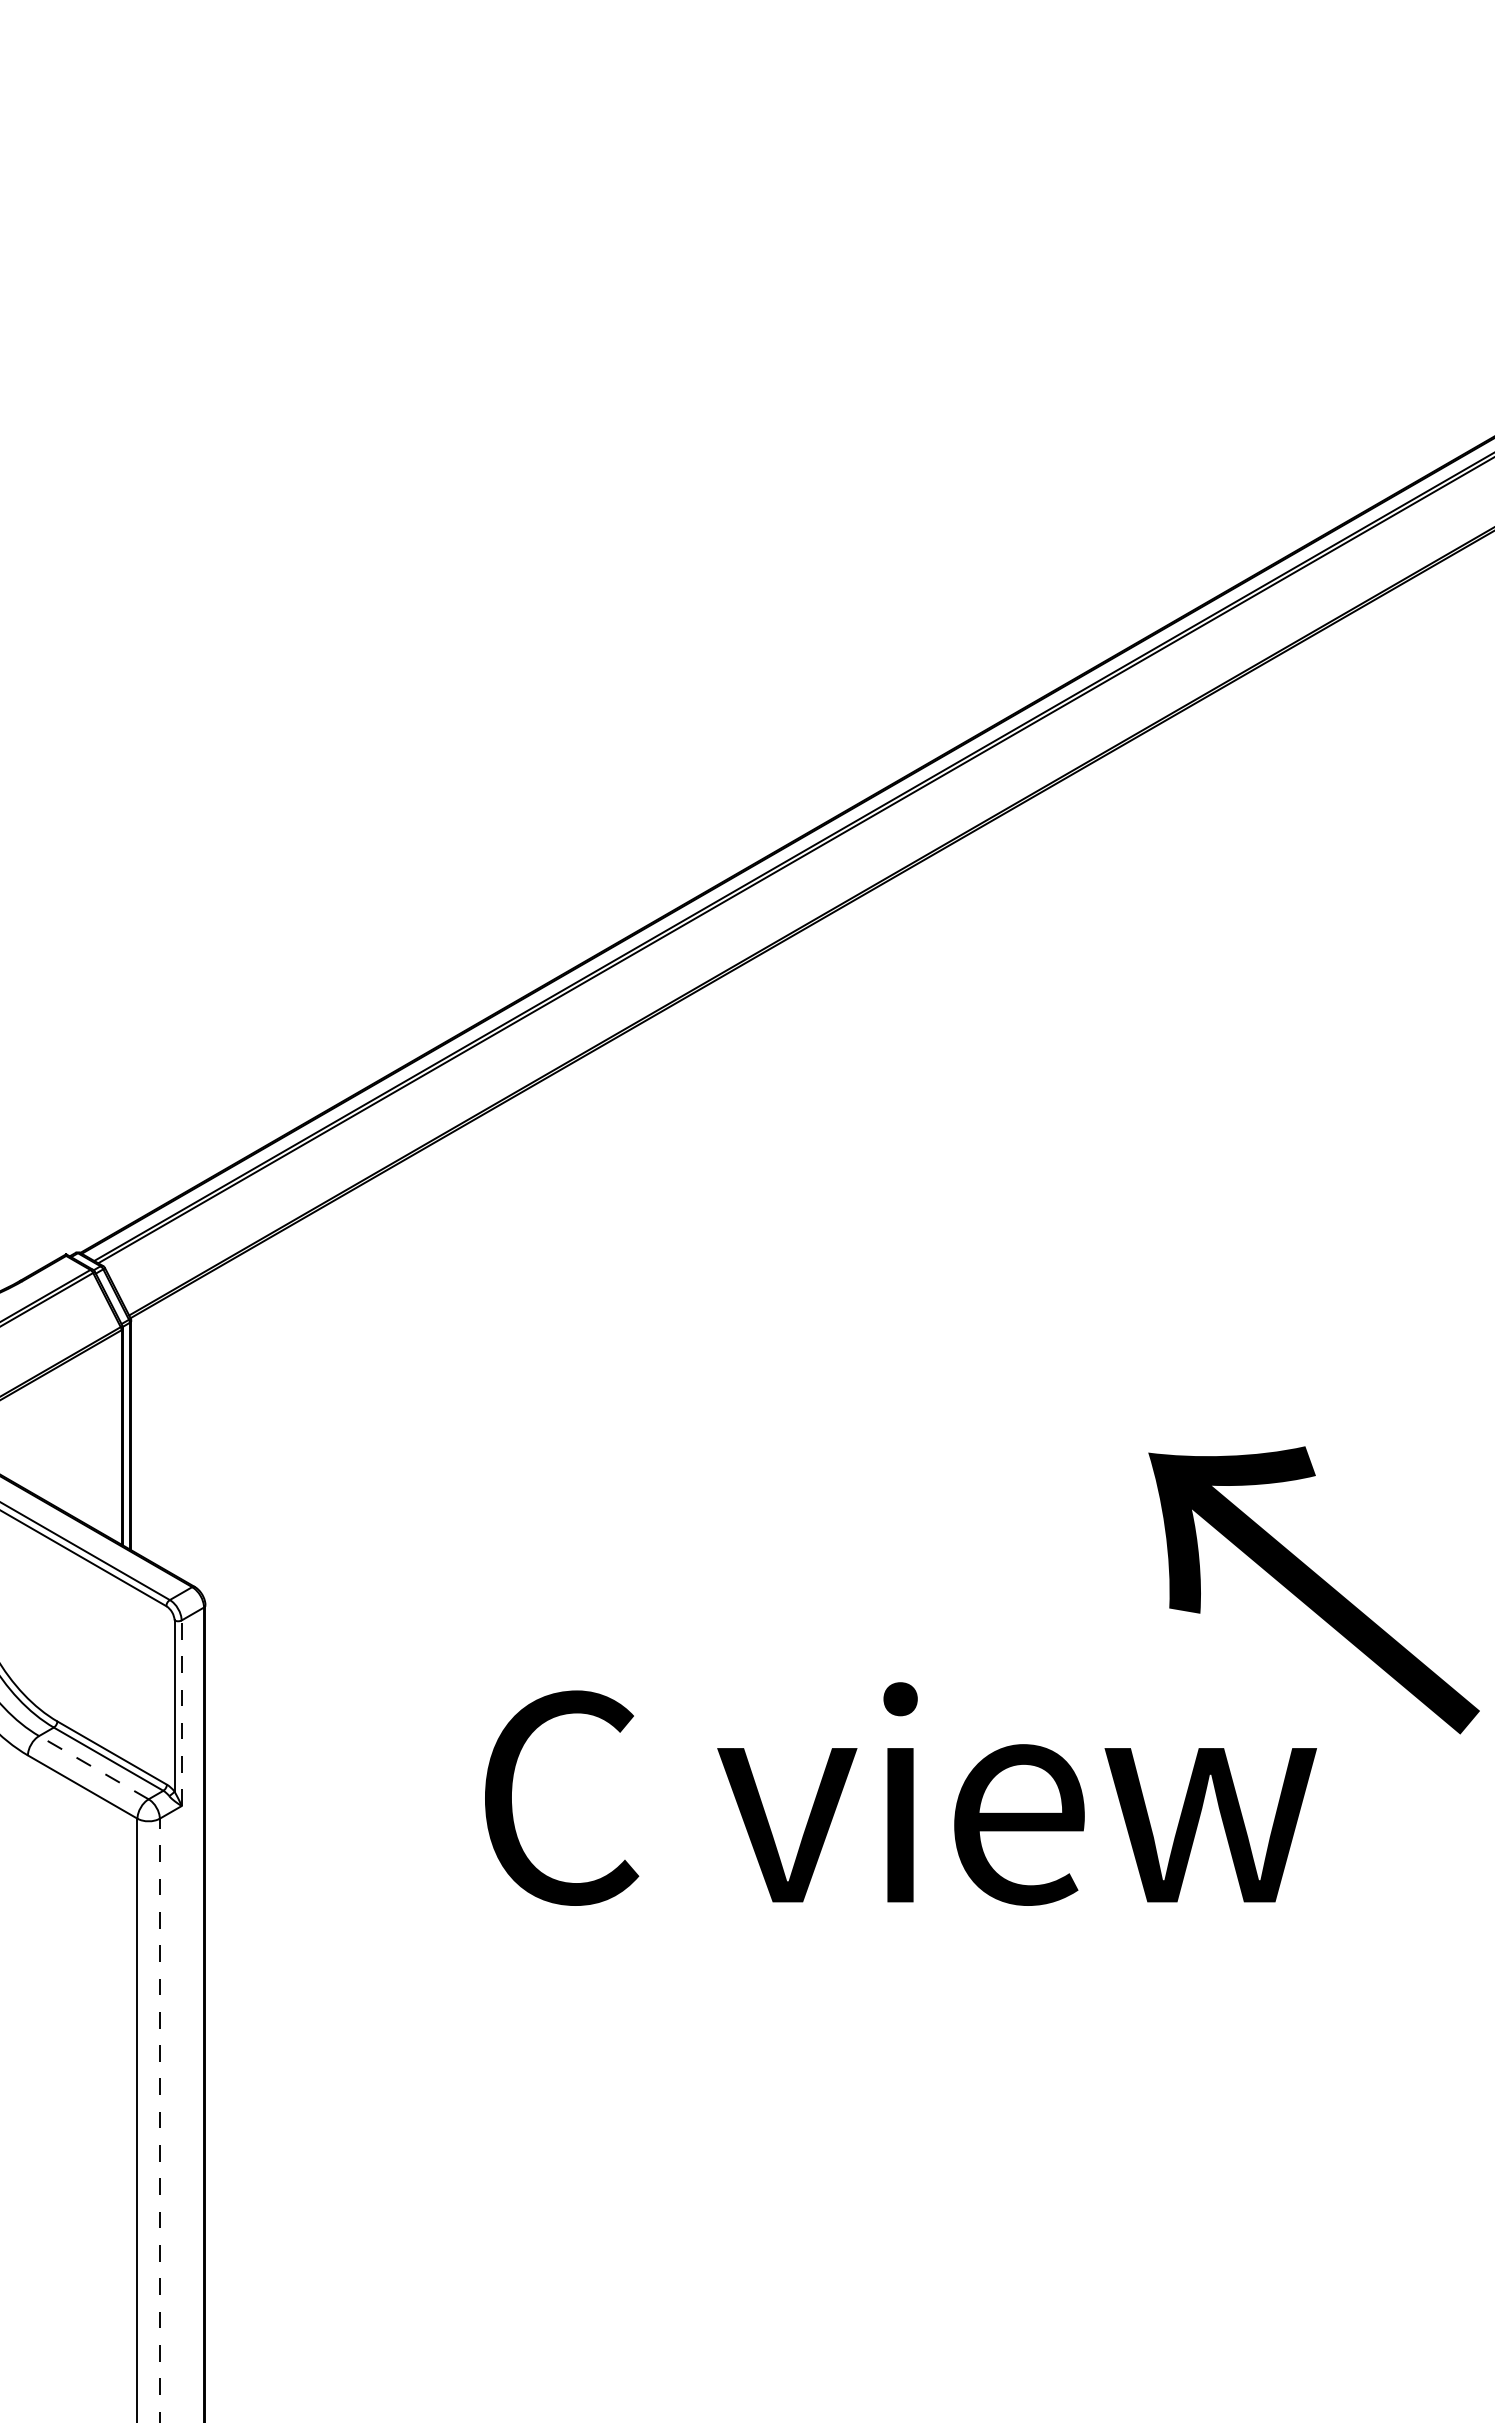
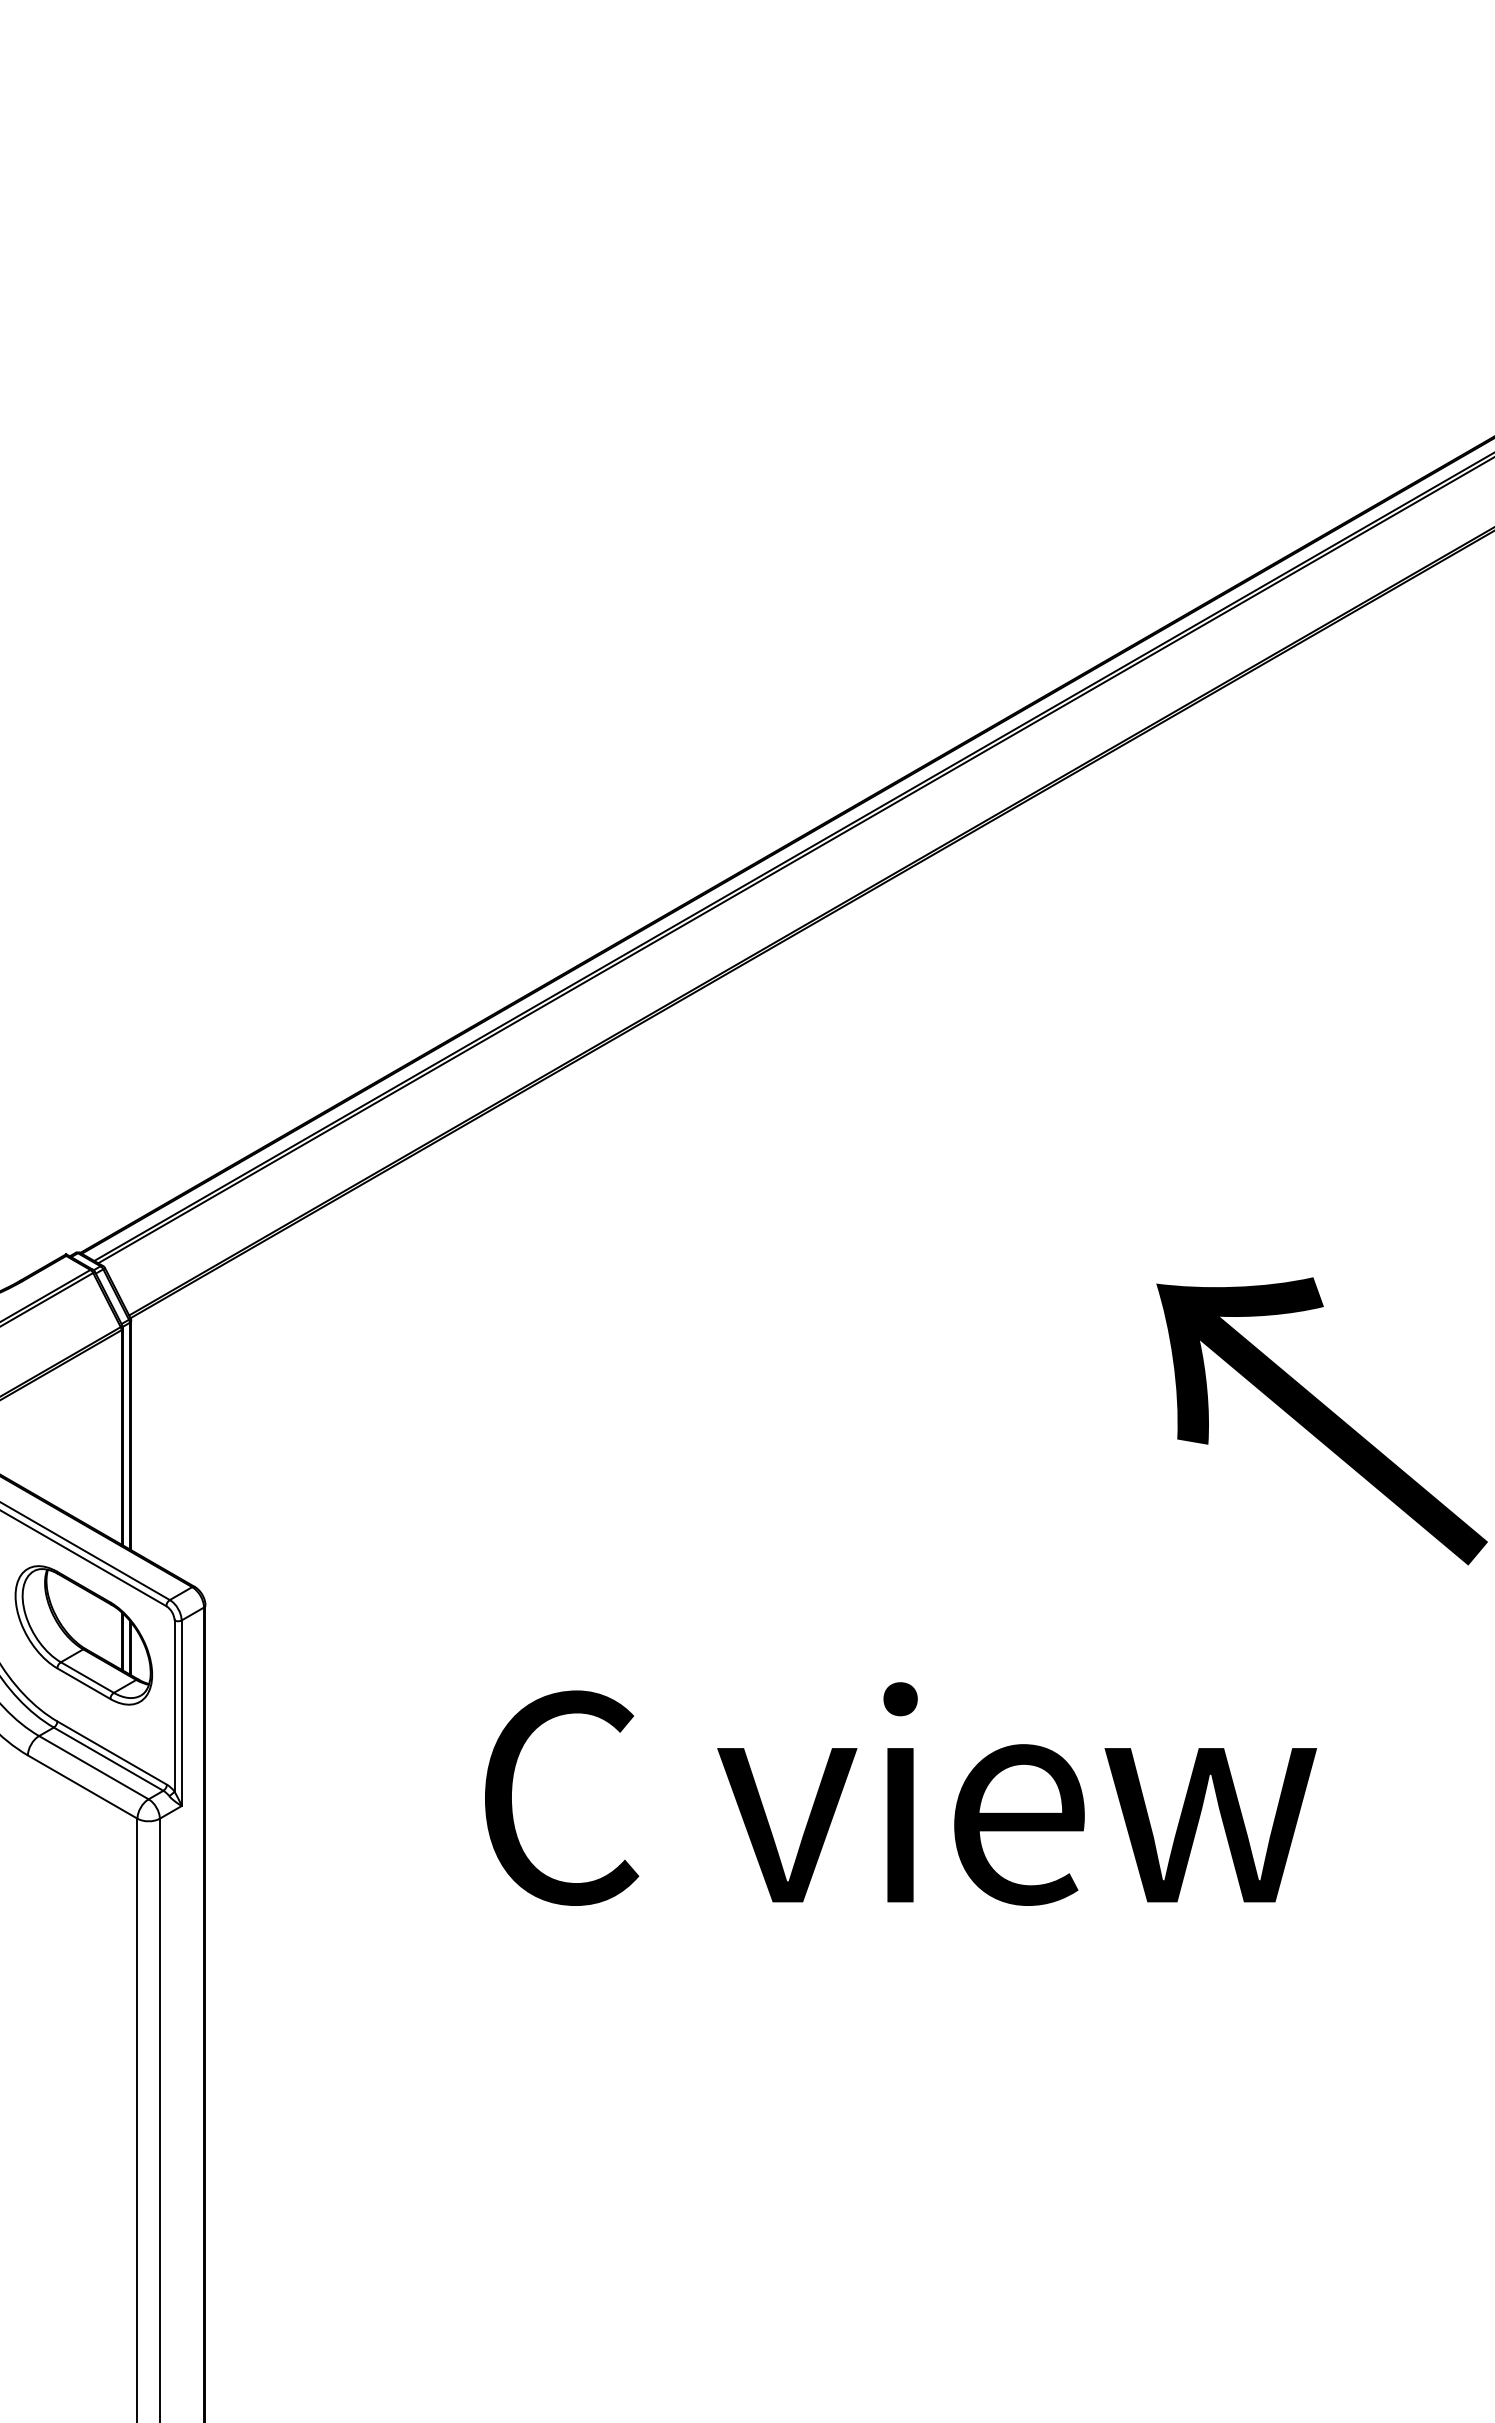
text position: (1313, 1590) -> (1321, 1421) (1321, 1421)
part: none -> present (83, 1635)
line: dashed -> solid (181, 1713)
line: dashed -> solid (93, 1767)
line: dashed -> solid (159, 2120)
